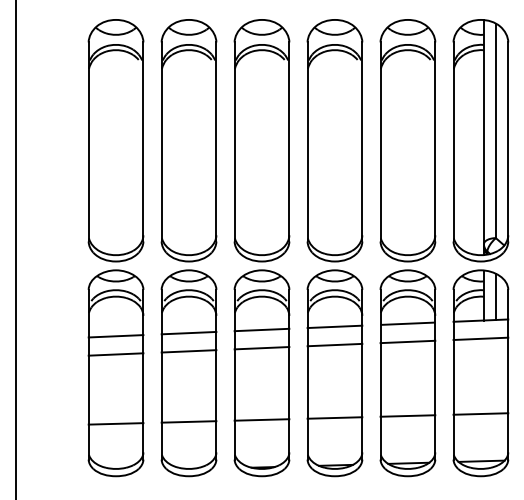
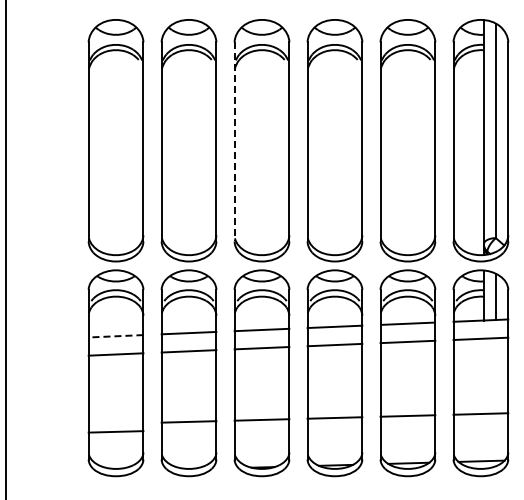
line: solid -> dashed (234, 141)
line position: (15, 249) -> (5, 249) (5, 249)
line: solid -> dashed (115, 336)
line position: (115, 423) -> (115, 431) (115, 431)
